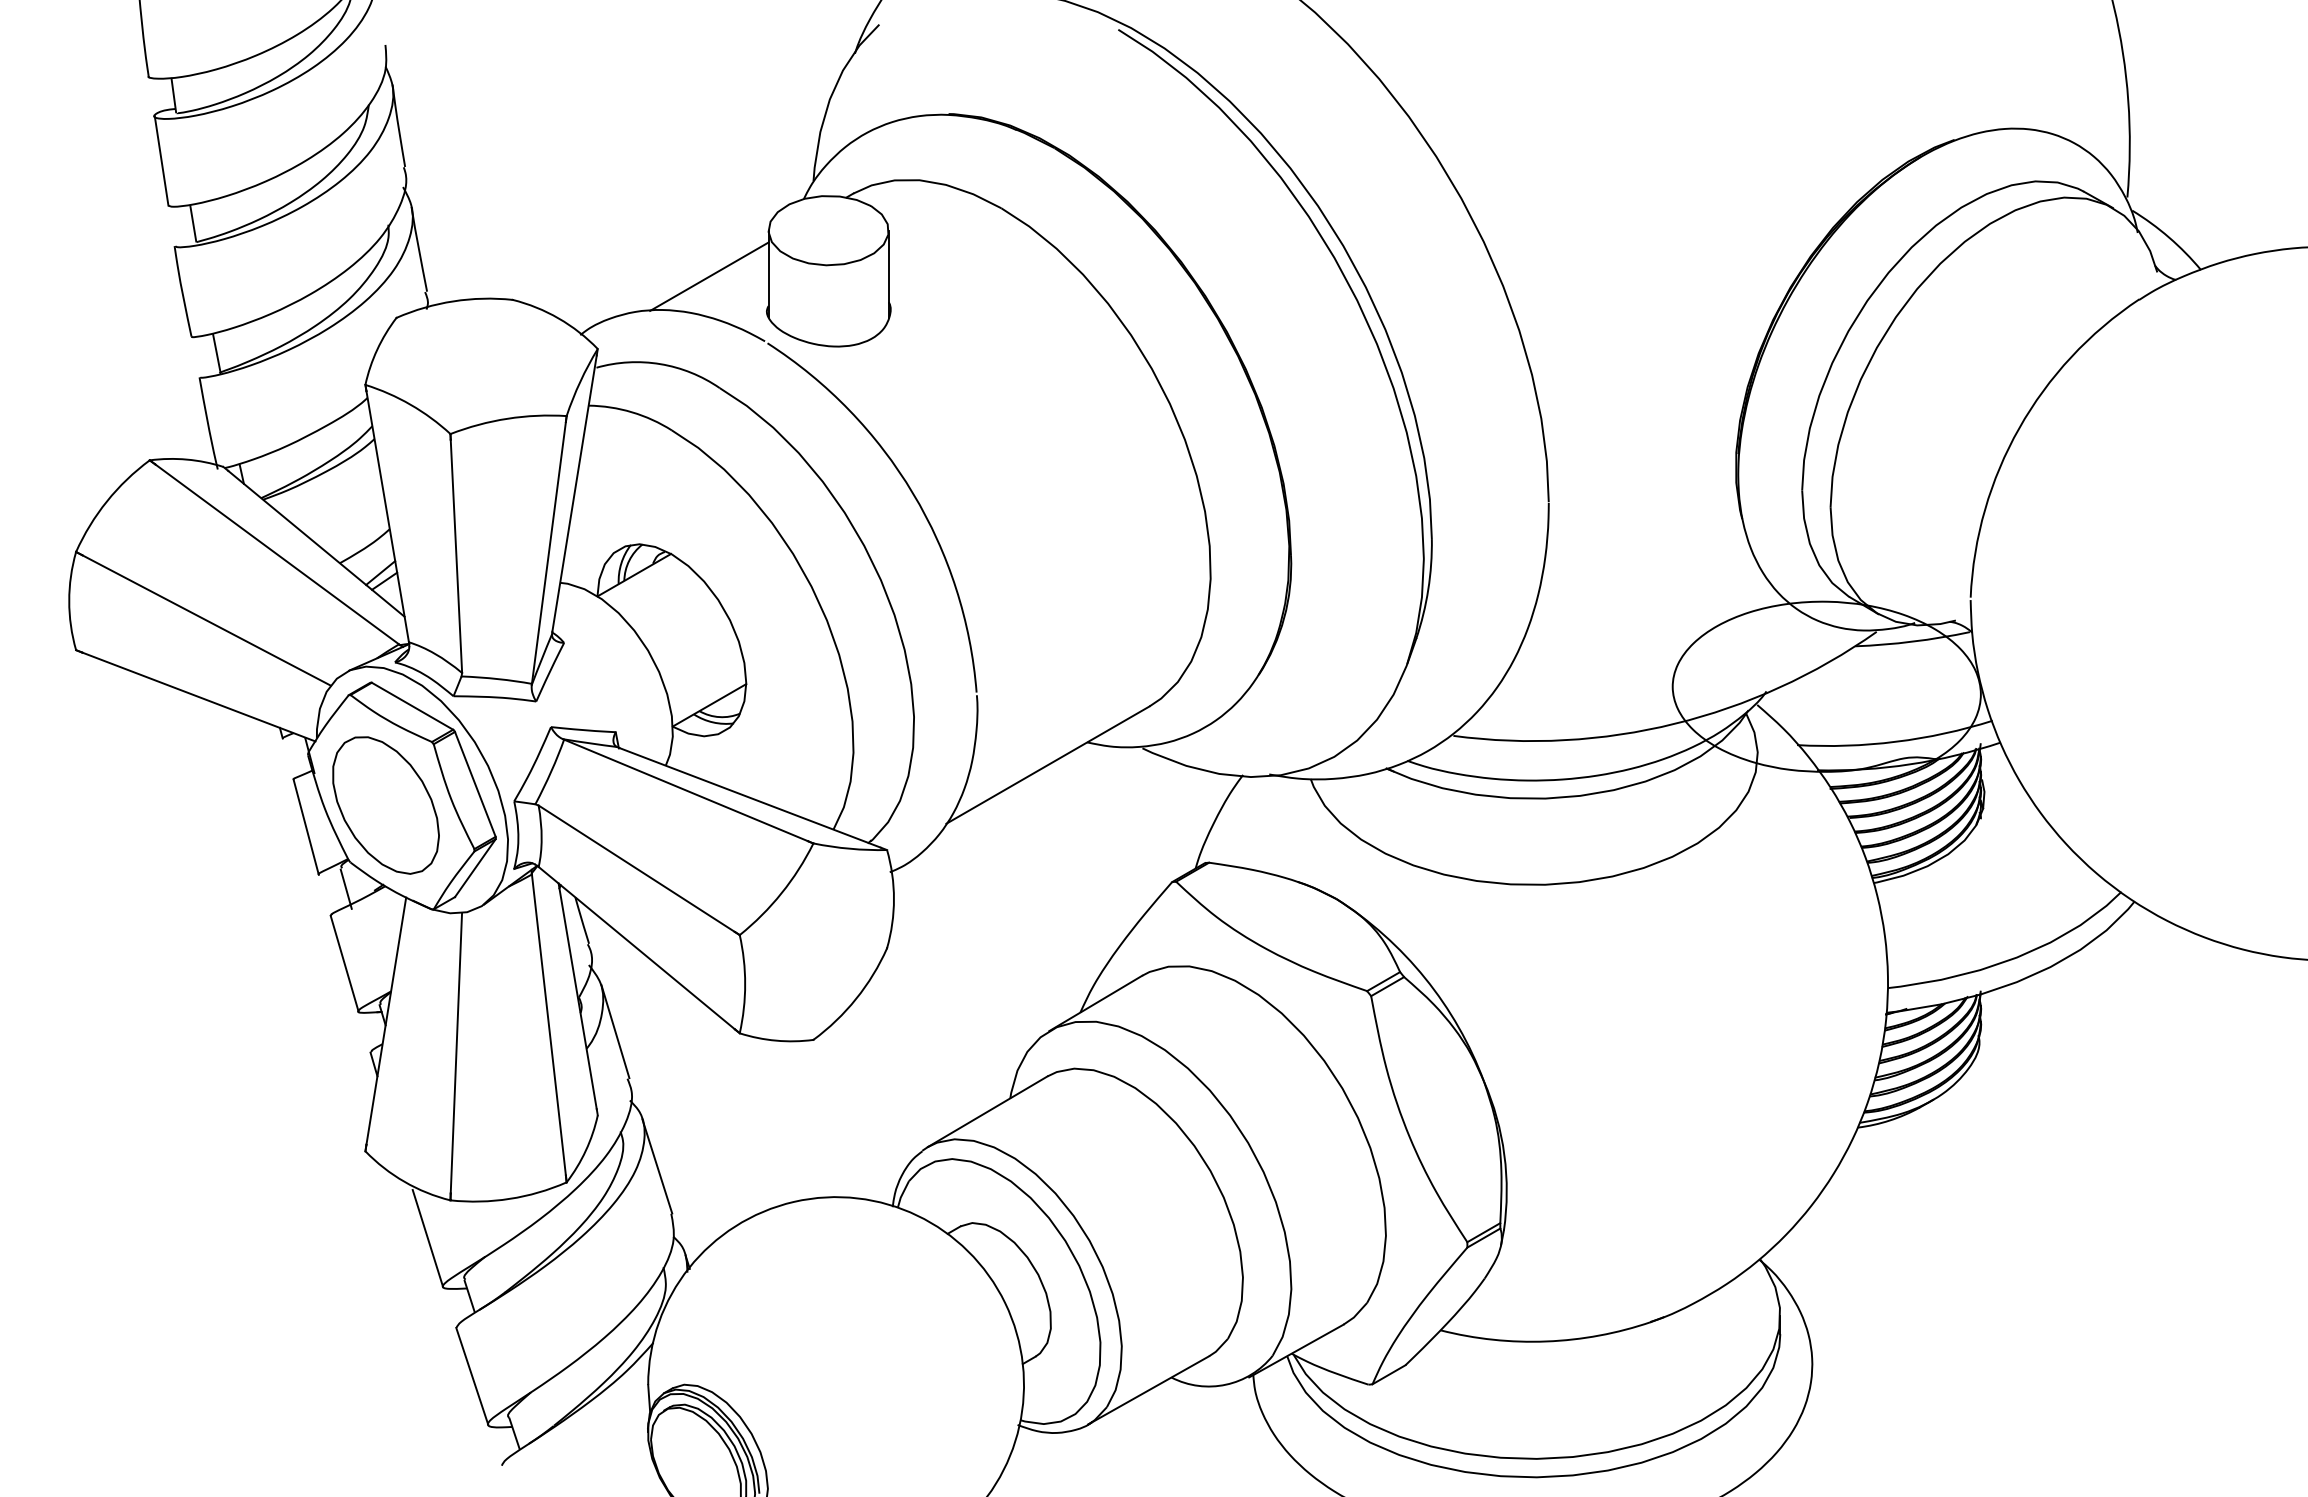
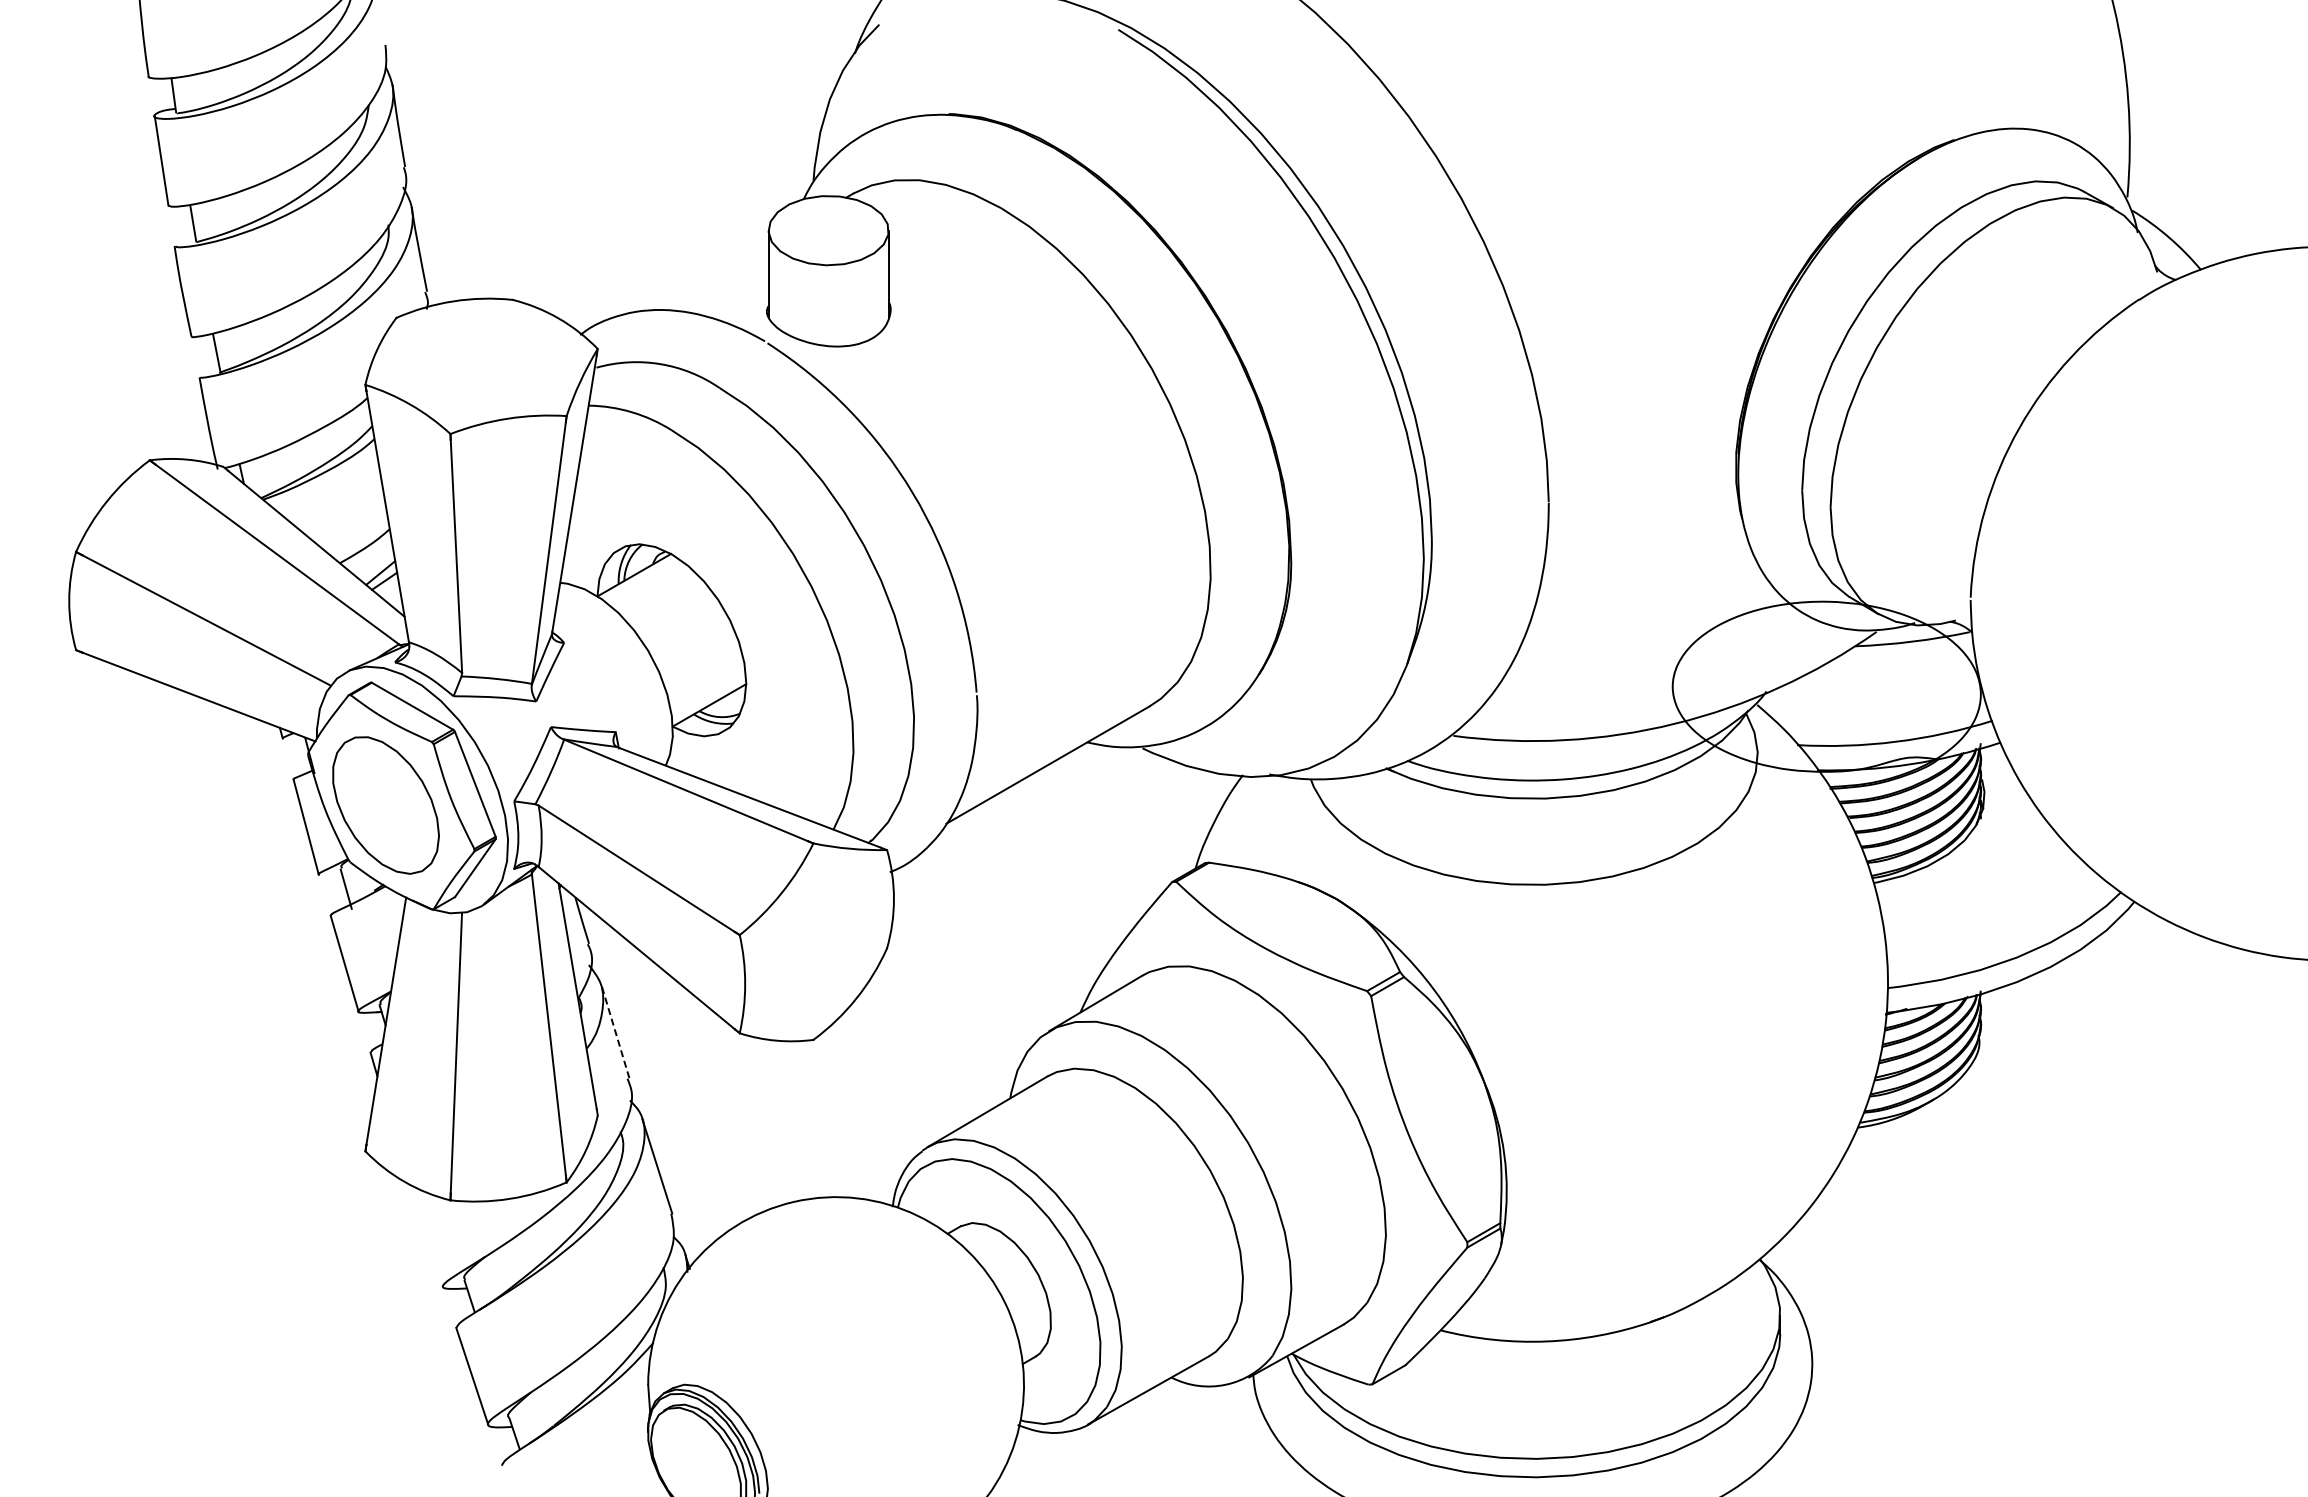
line: present -> none (709, 276)
line: solid -> dashed (615, 1031)
line: present -> none (427, 1237)
